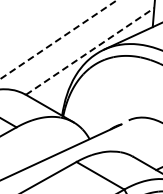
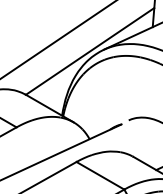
line: dashed -> solid (58, 39)
line: dashed -> solid (90, 51)
